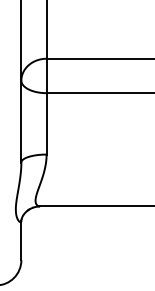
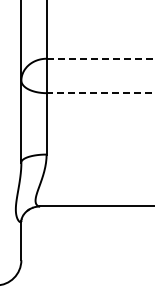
line: solid -> dashed (100, 58)
line: solid -> dashed (100, 93)
